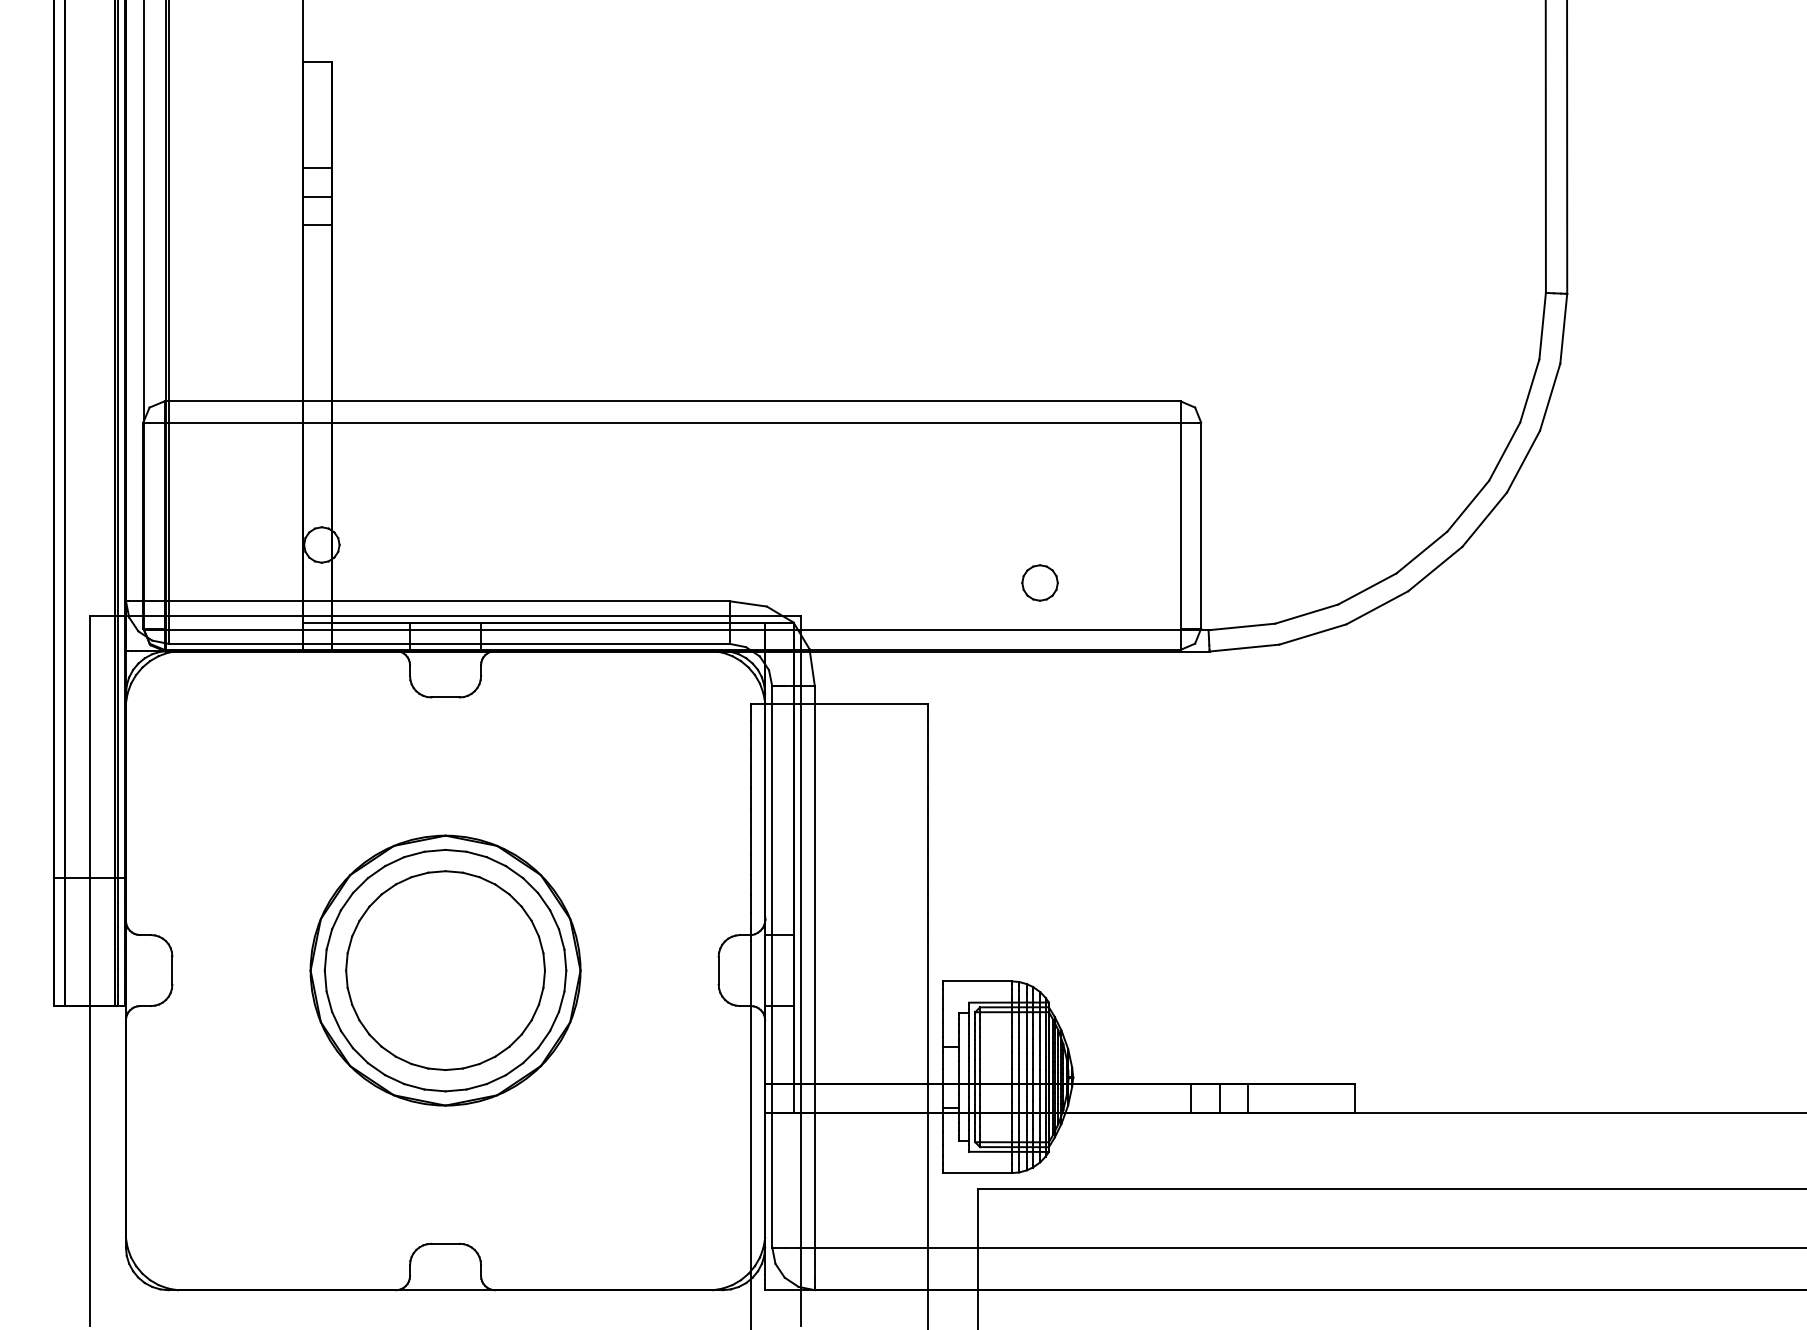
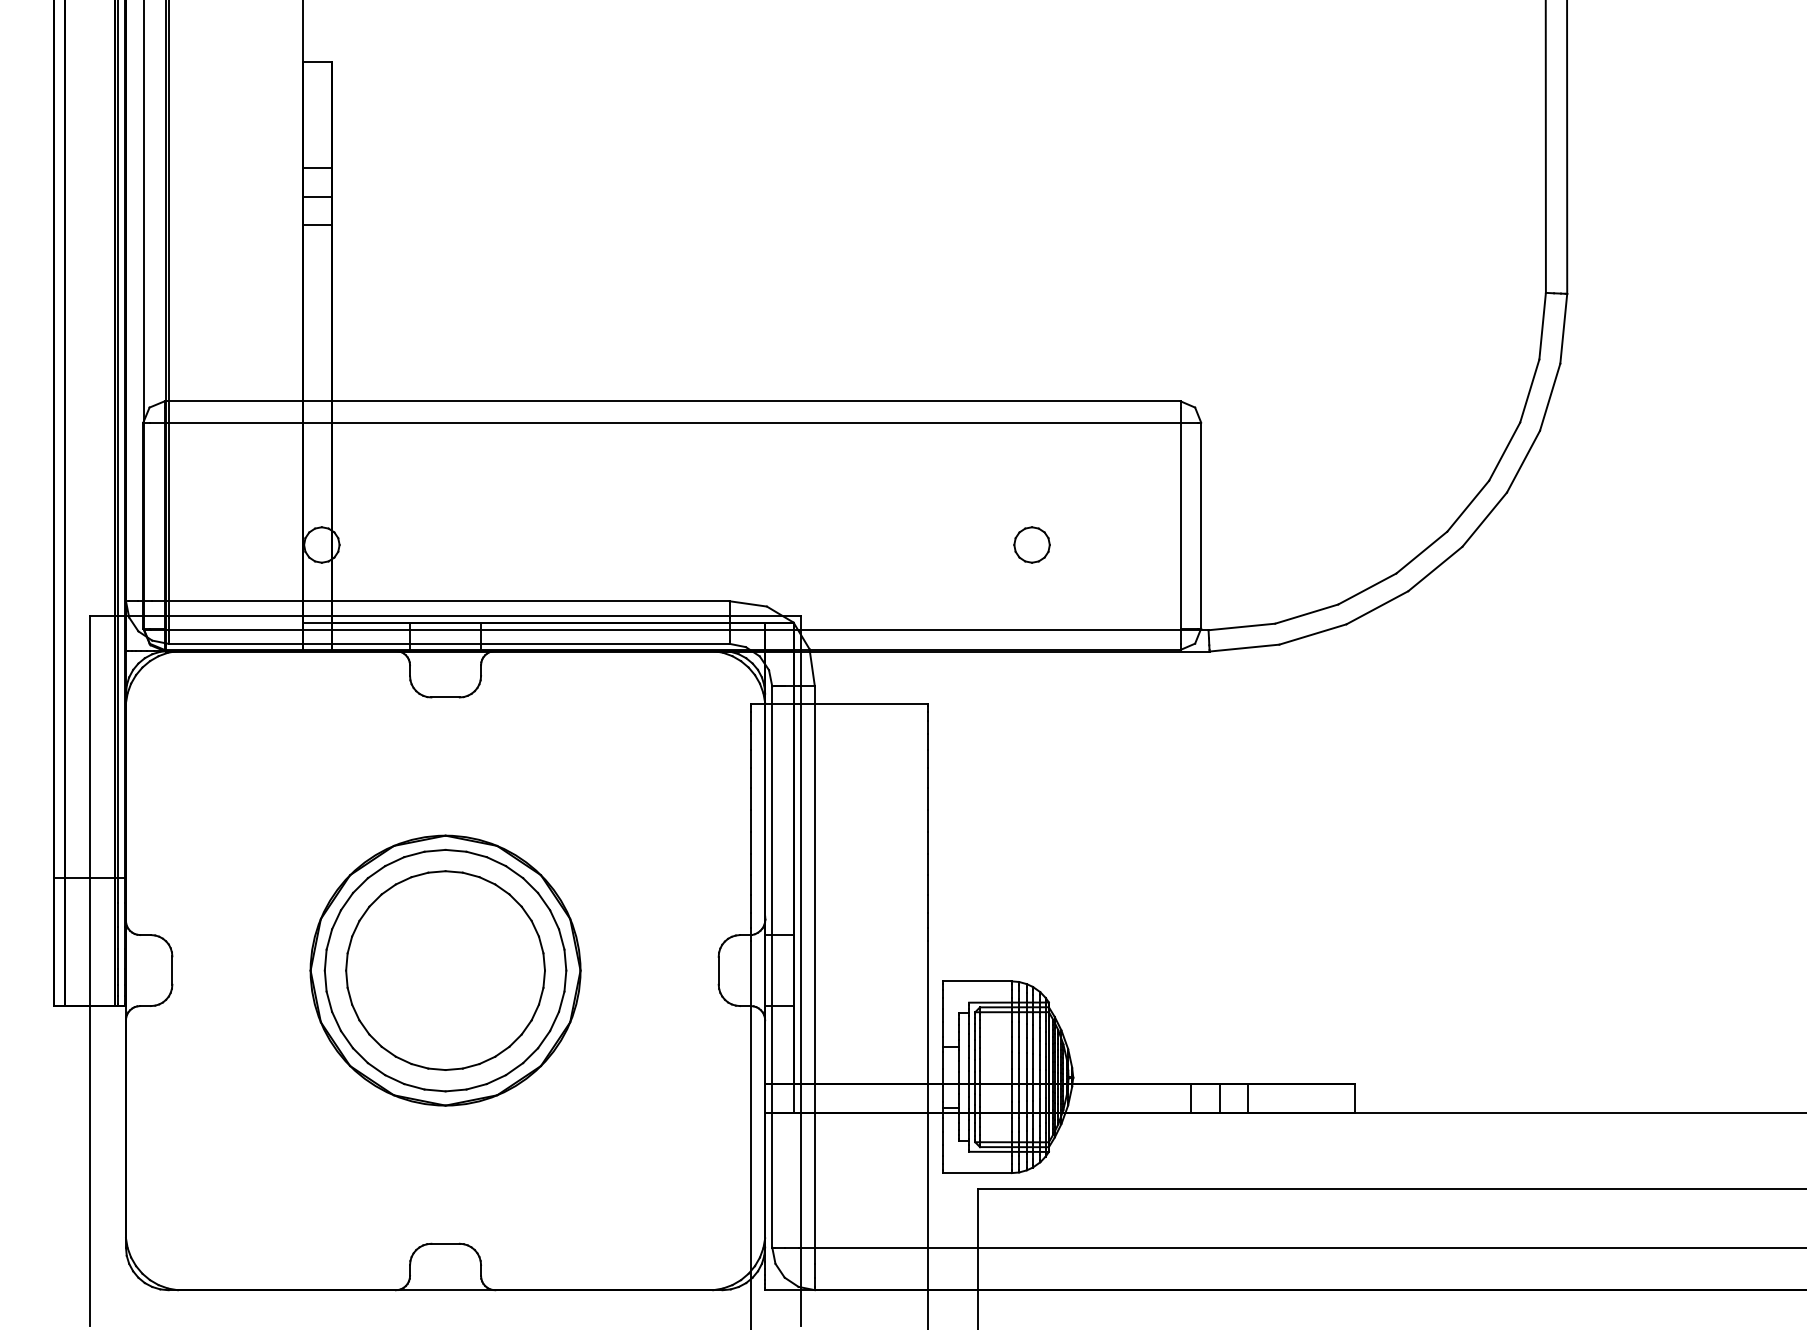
part position: (1039, 582) -> (1031, 544) (1031, 544)
